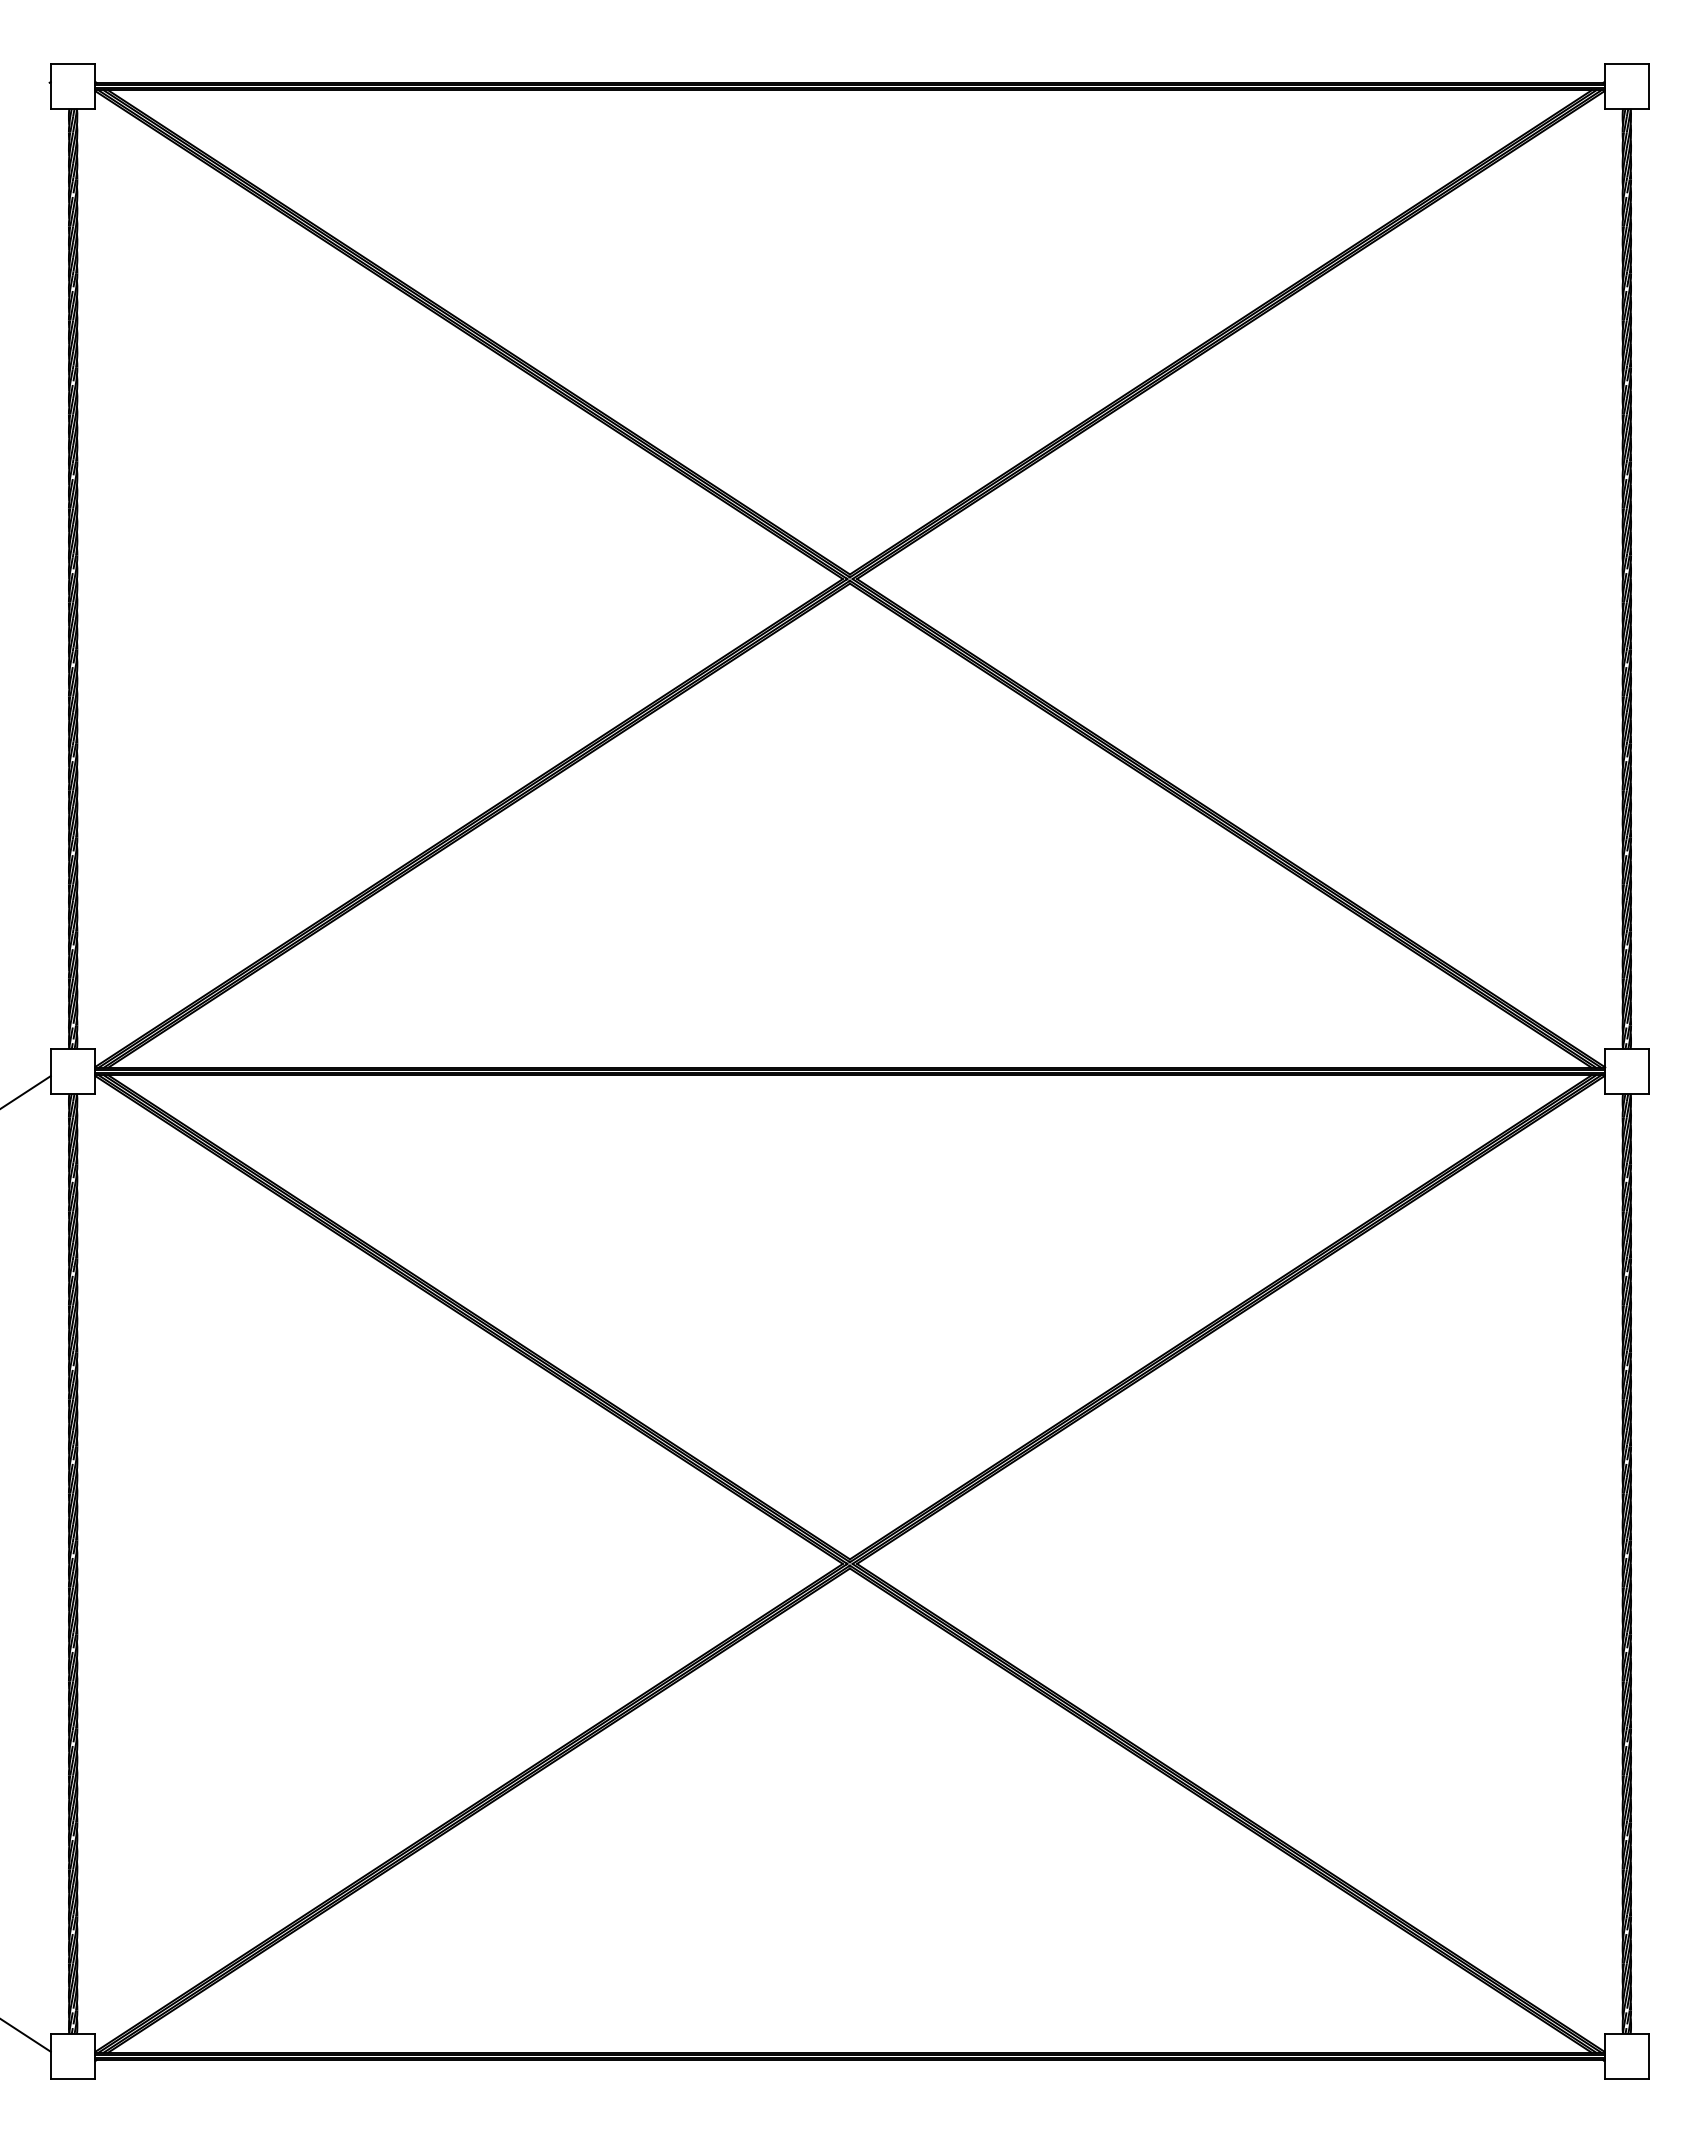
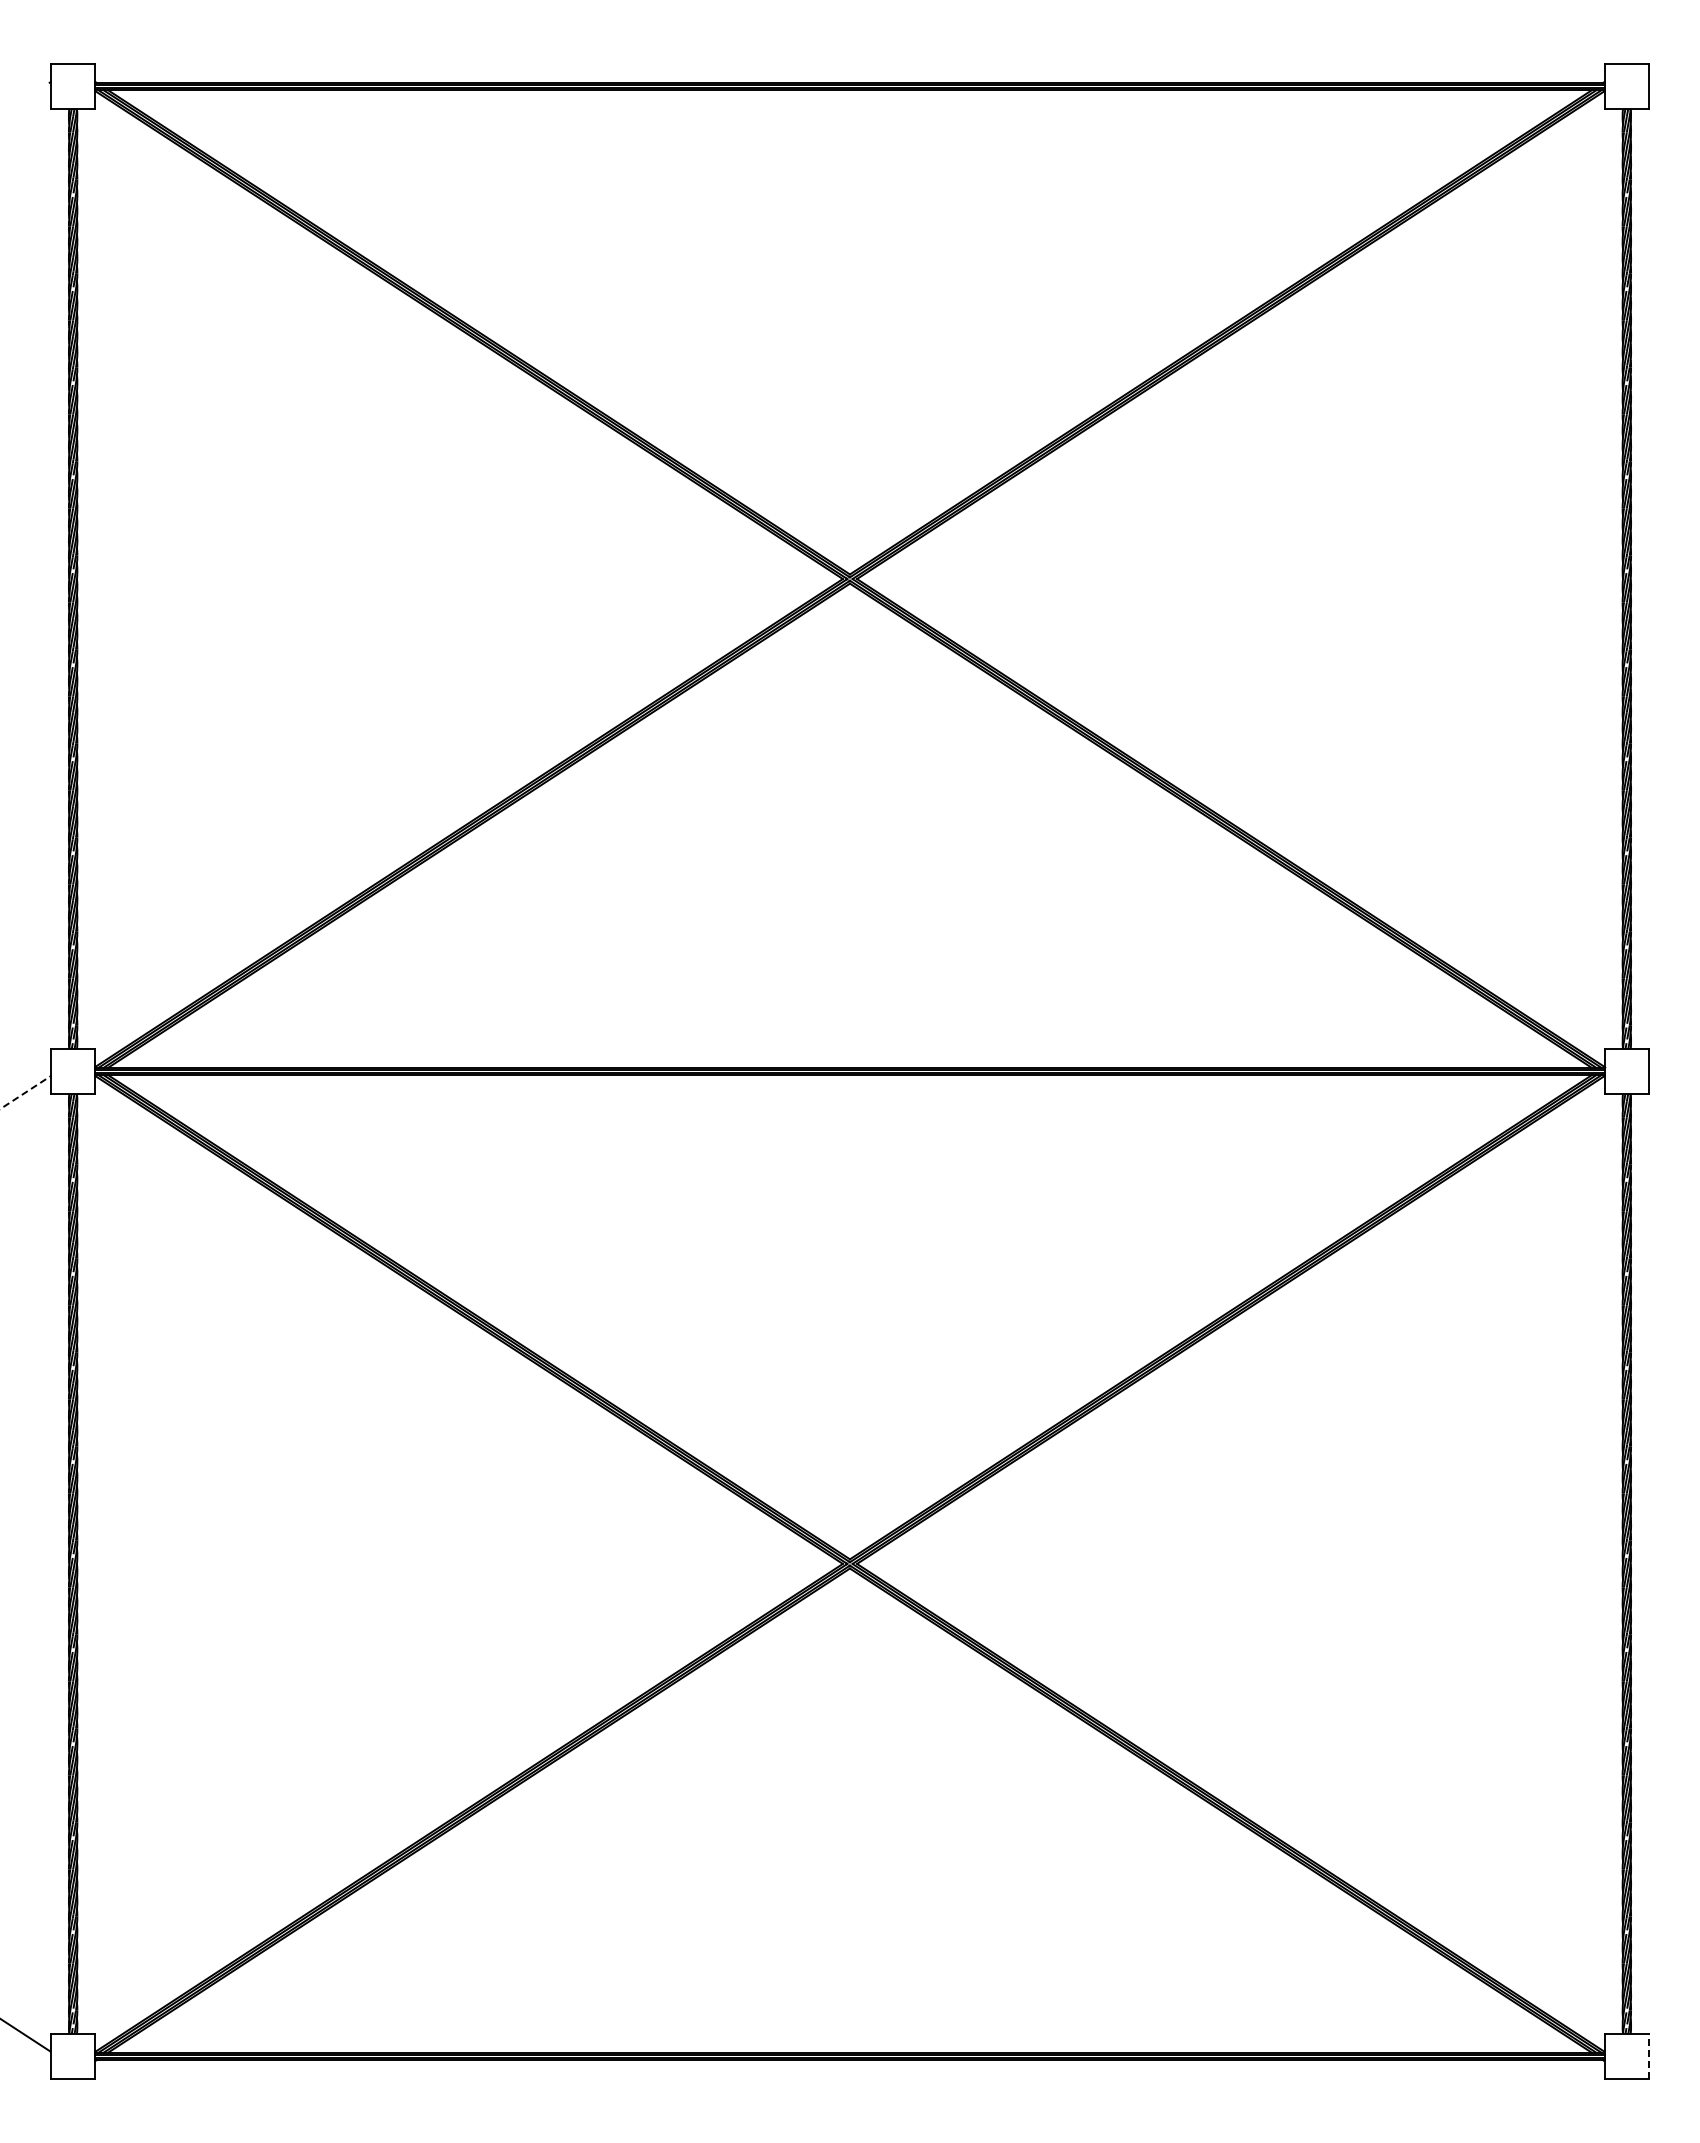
line: solid -> dashed (25, 1092)
line: solid -> dashed (1649, 2055)
